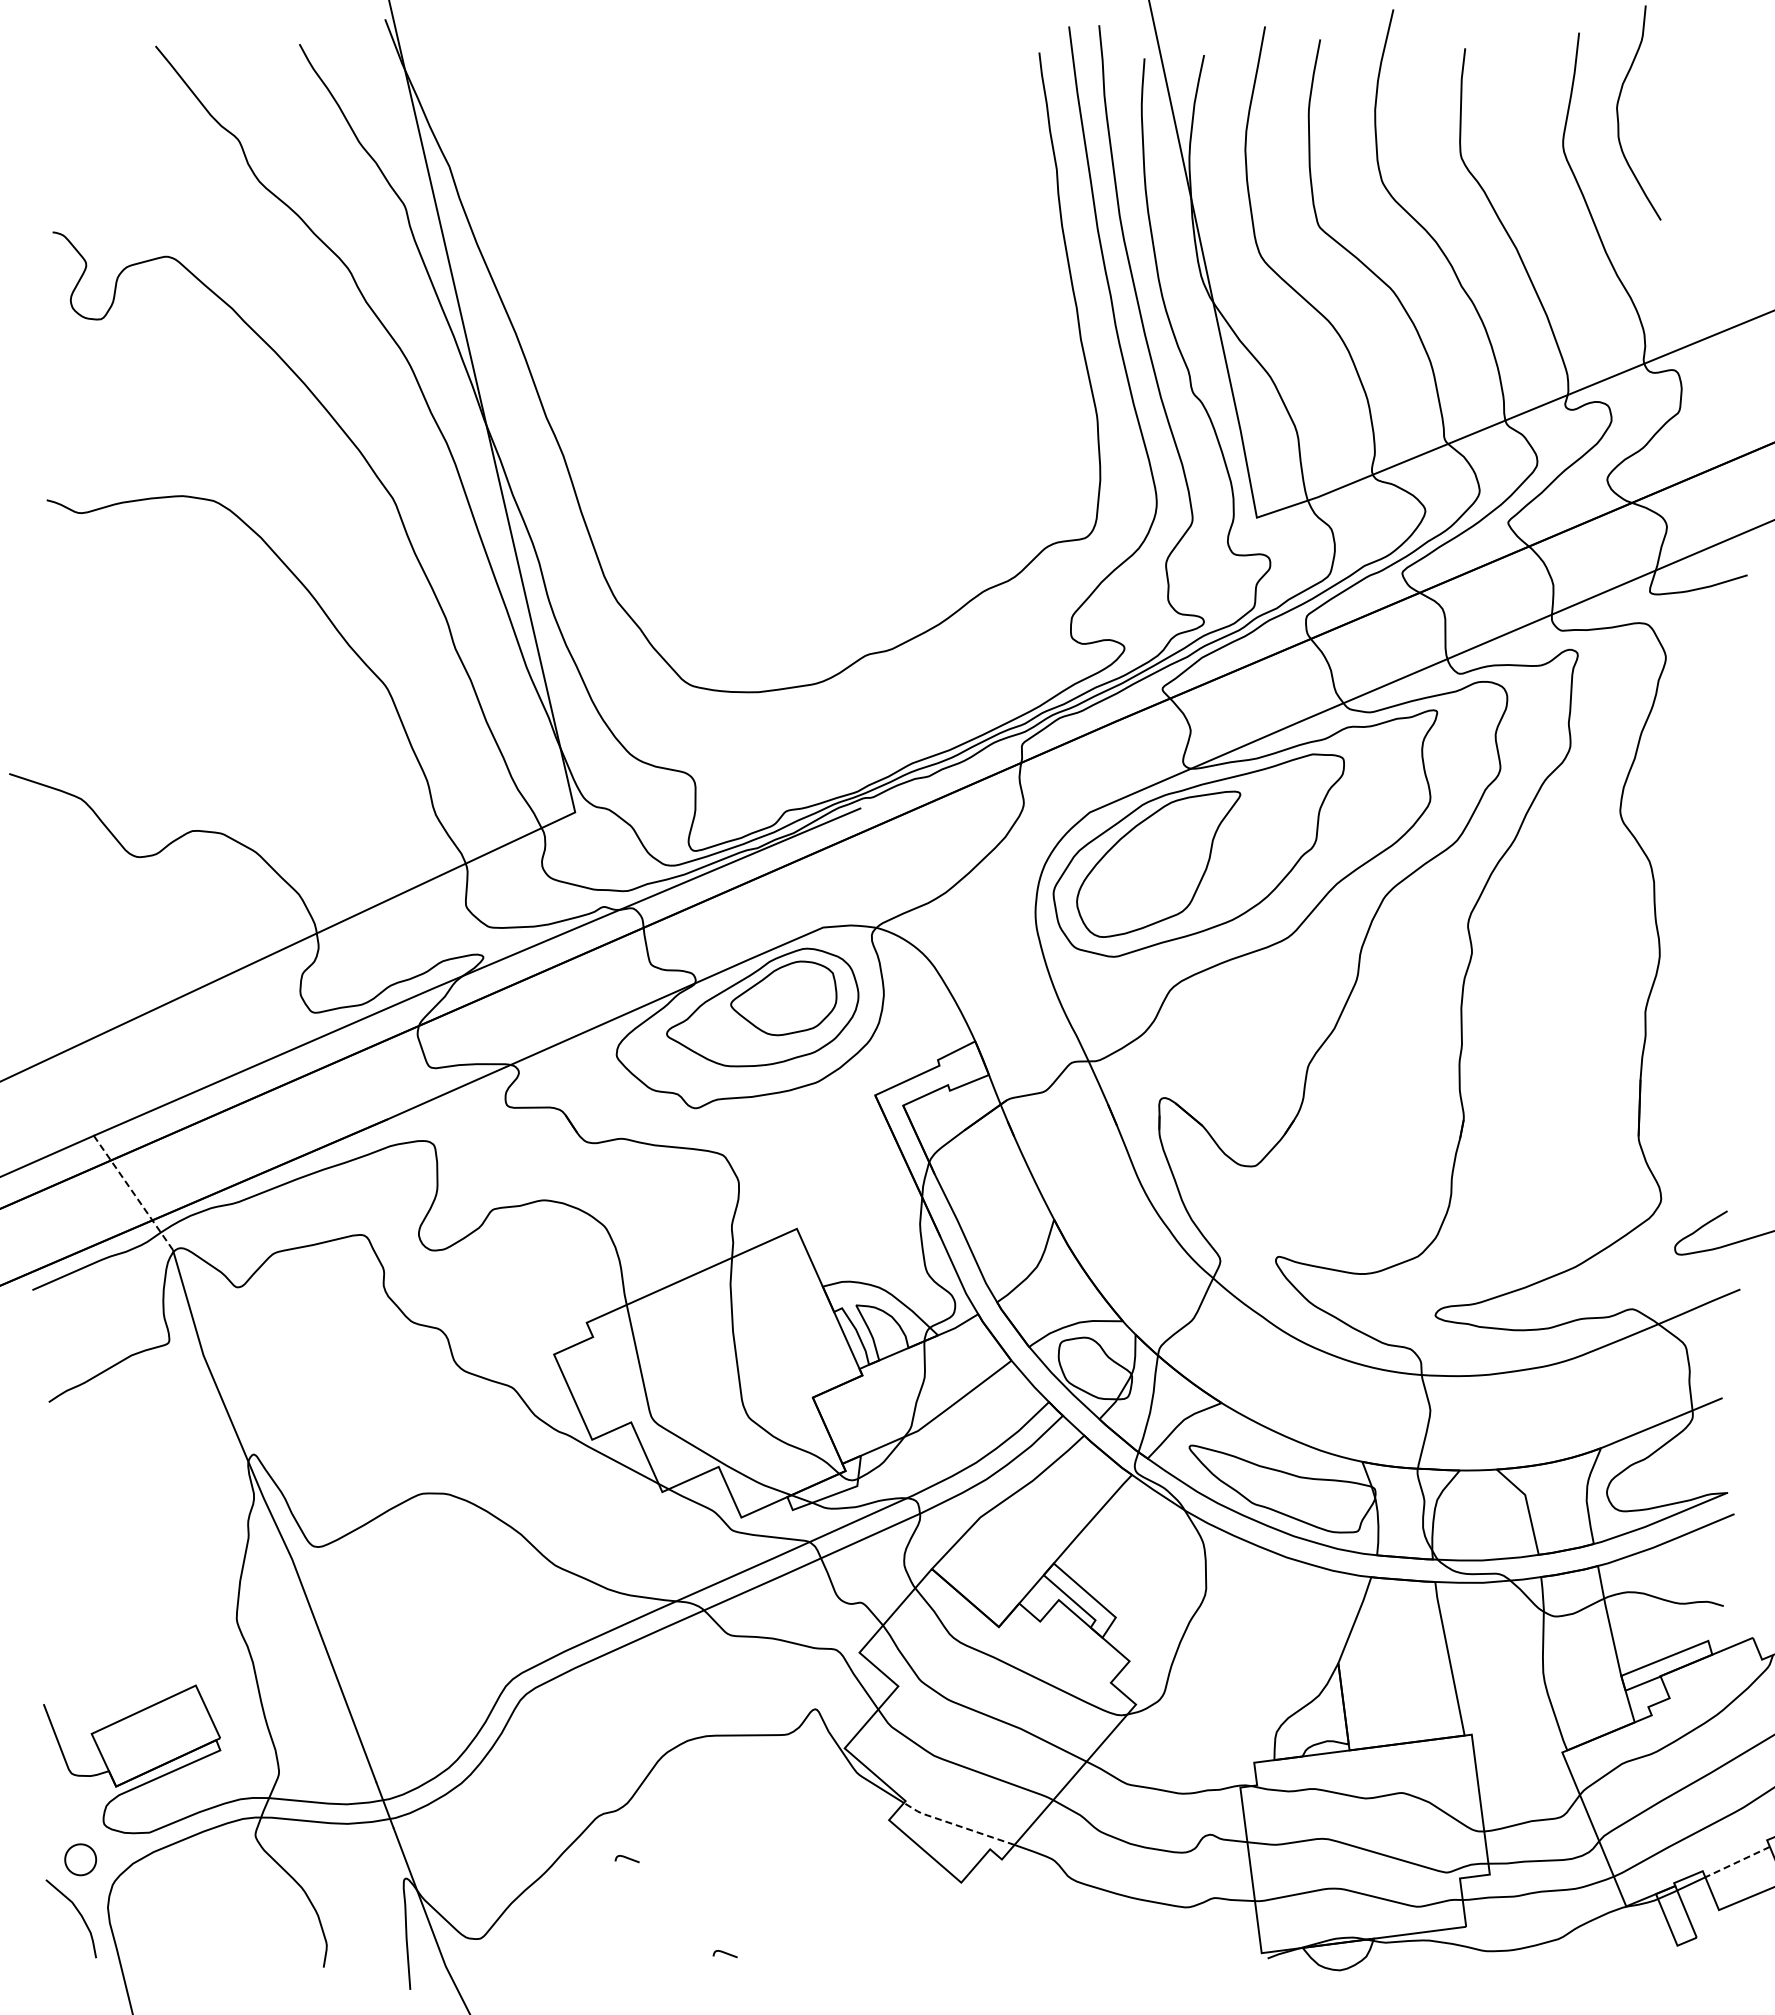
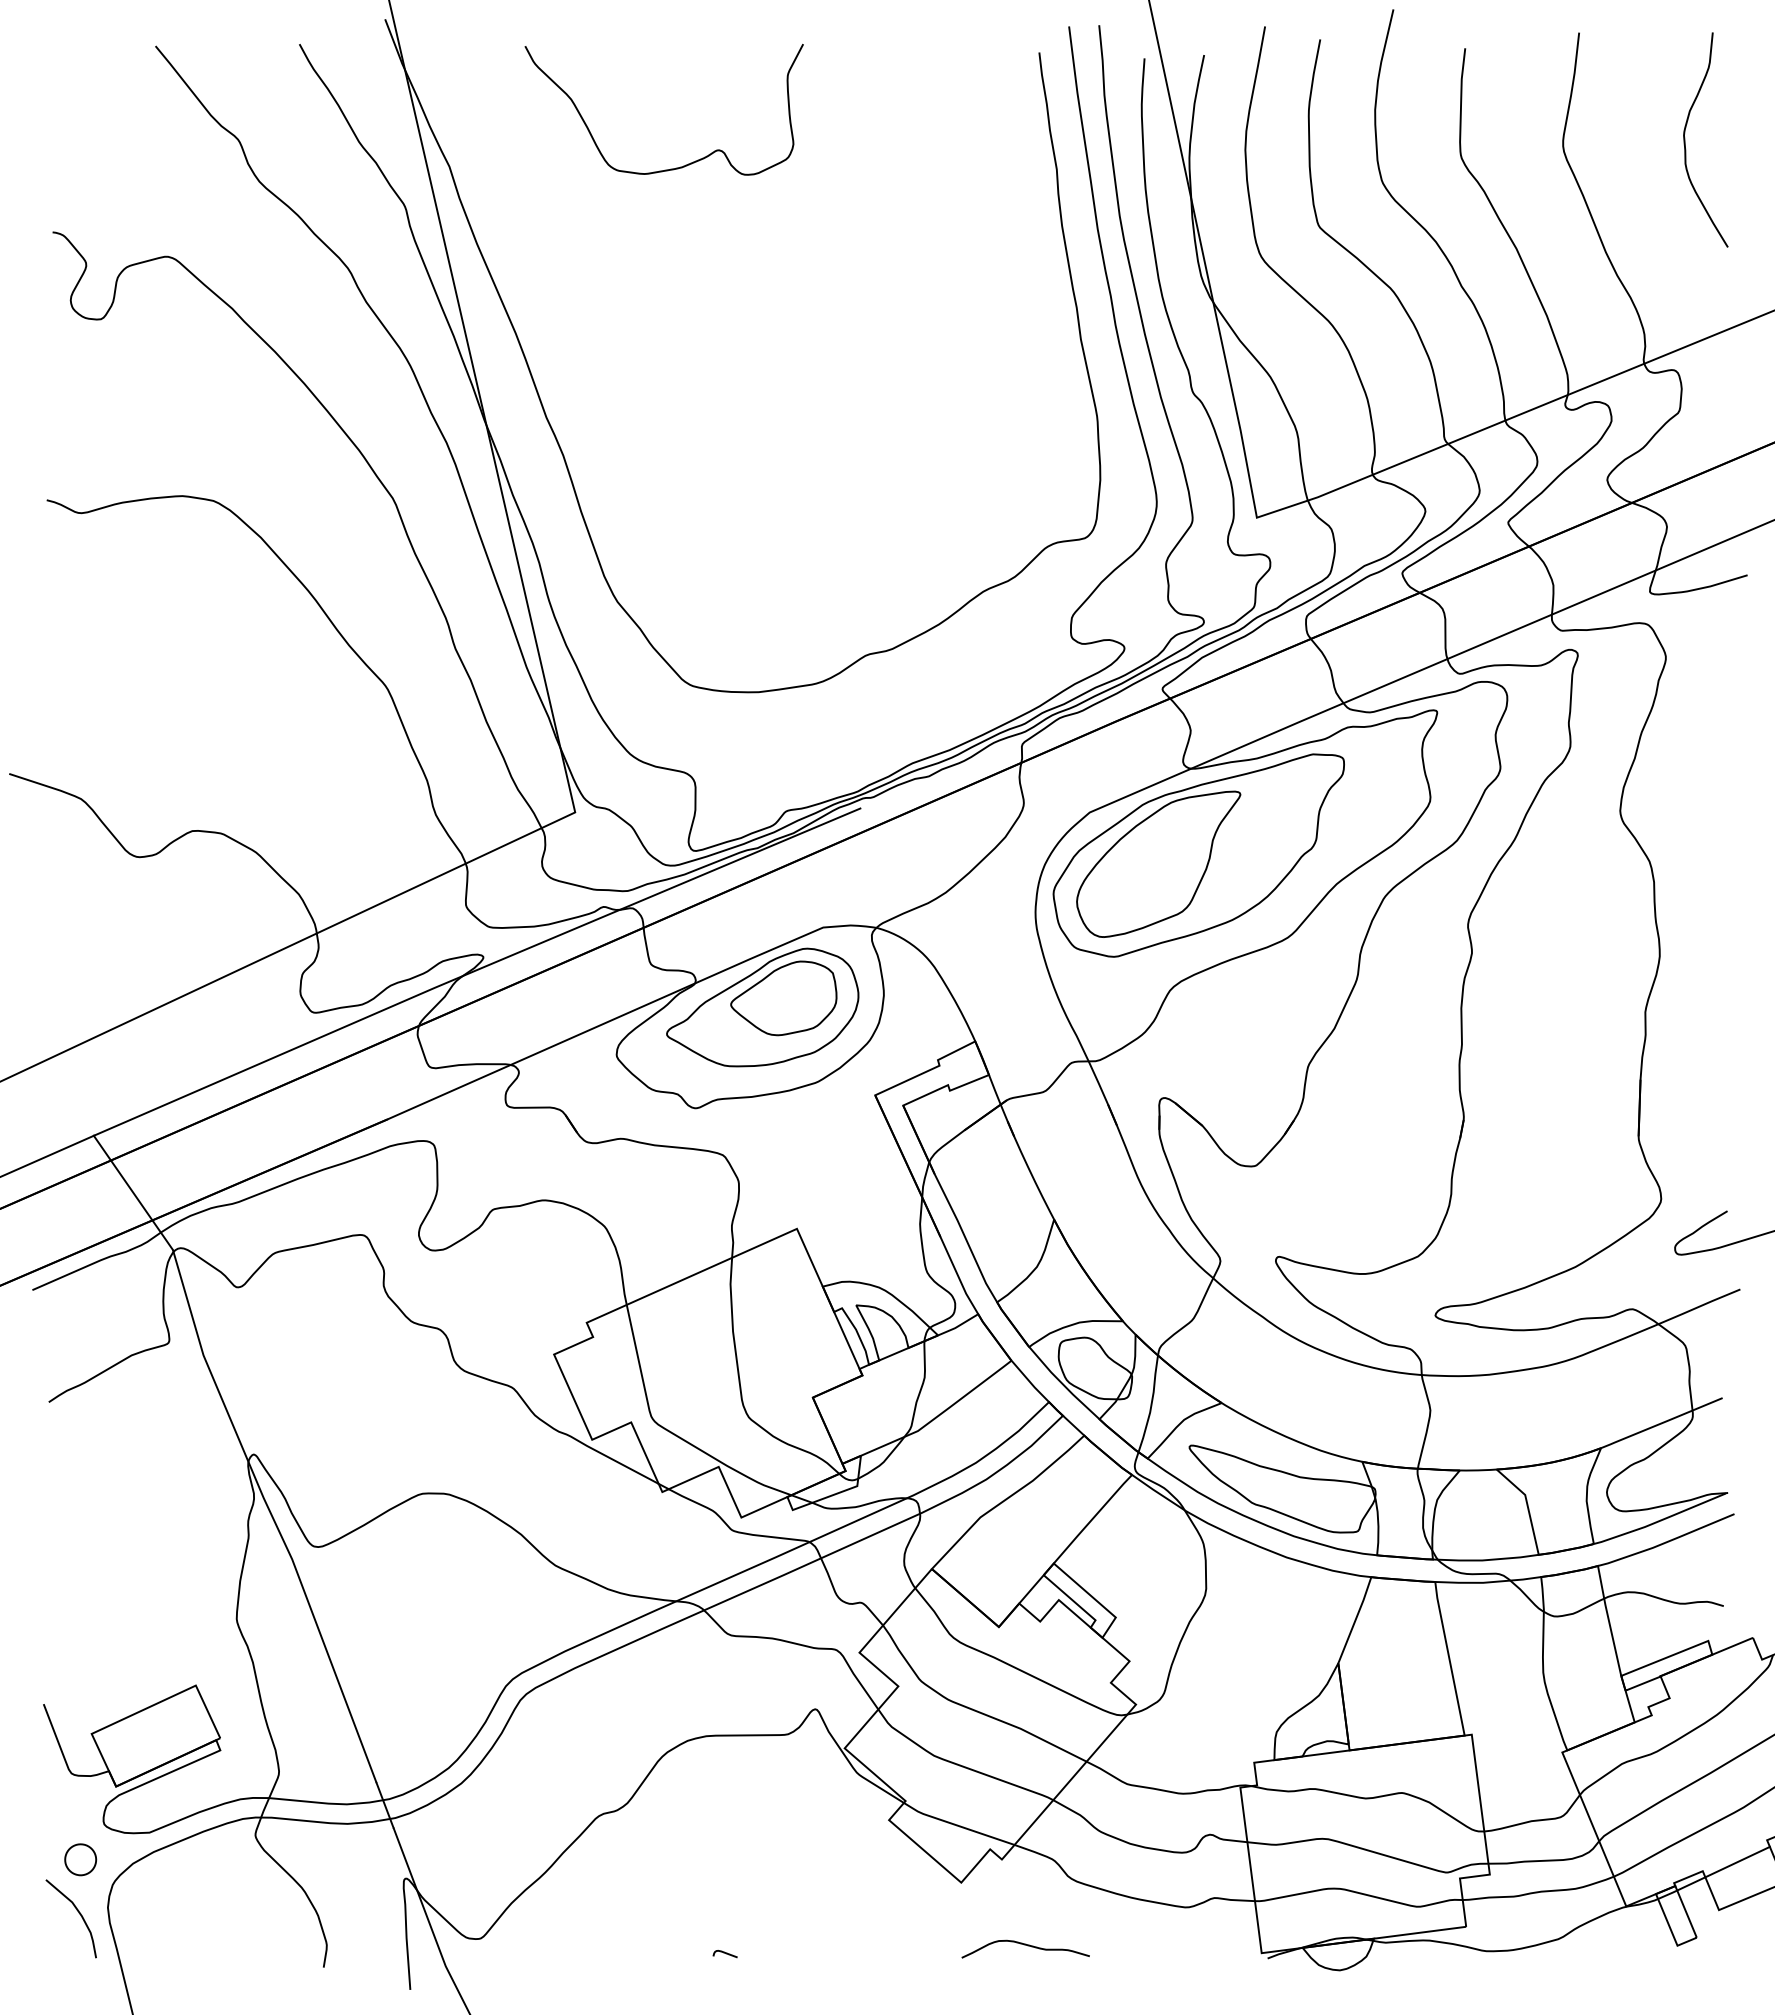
curve position: (1618, 112) -> (1685, 139) (1685, 139)
curve: none -> present (685, 164)
line: dashed -> solid (133, 1193)
line: dashed -> solid (956, 1825)
curve: present -> none (626, 1858)
line: dashed -> solid (1737, 1862)
curve: none -> present (1027, 1946)
